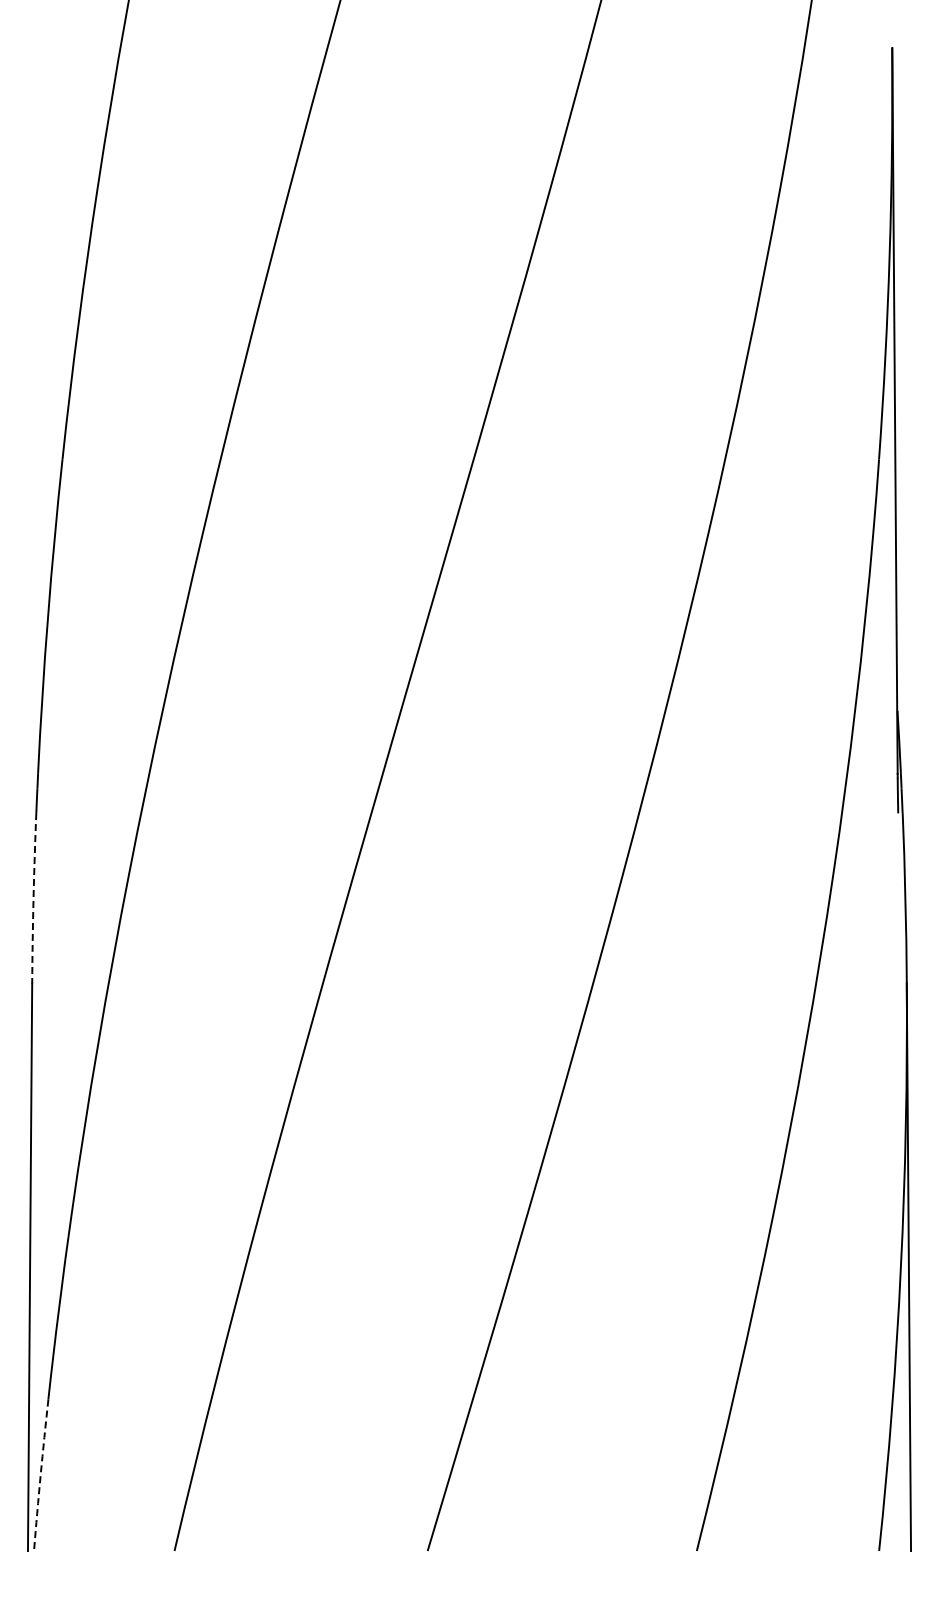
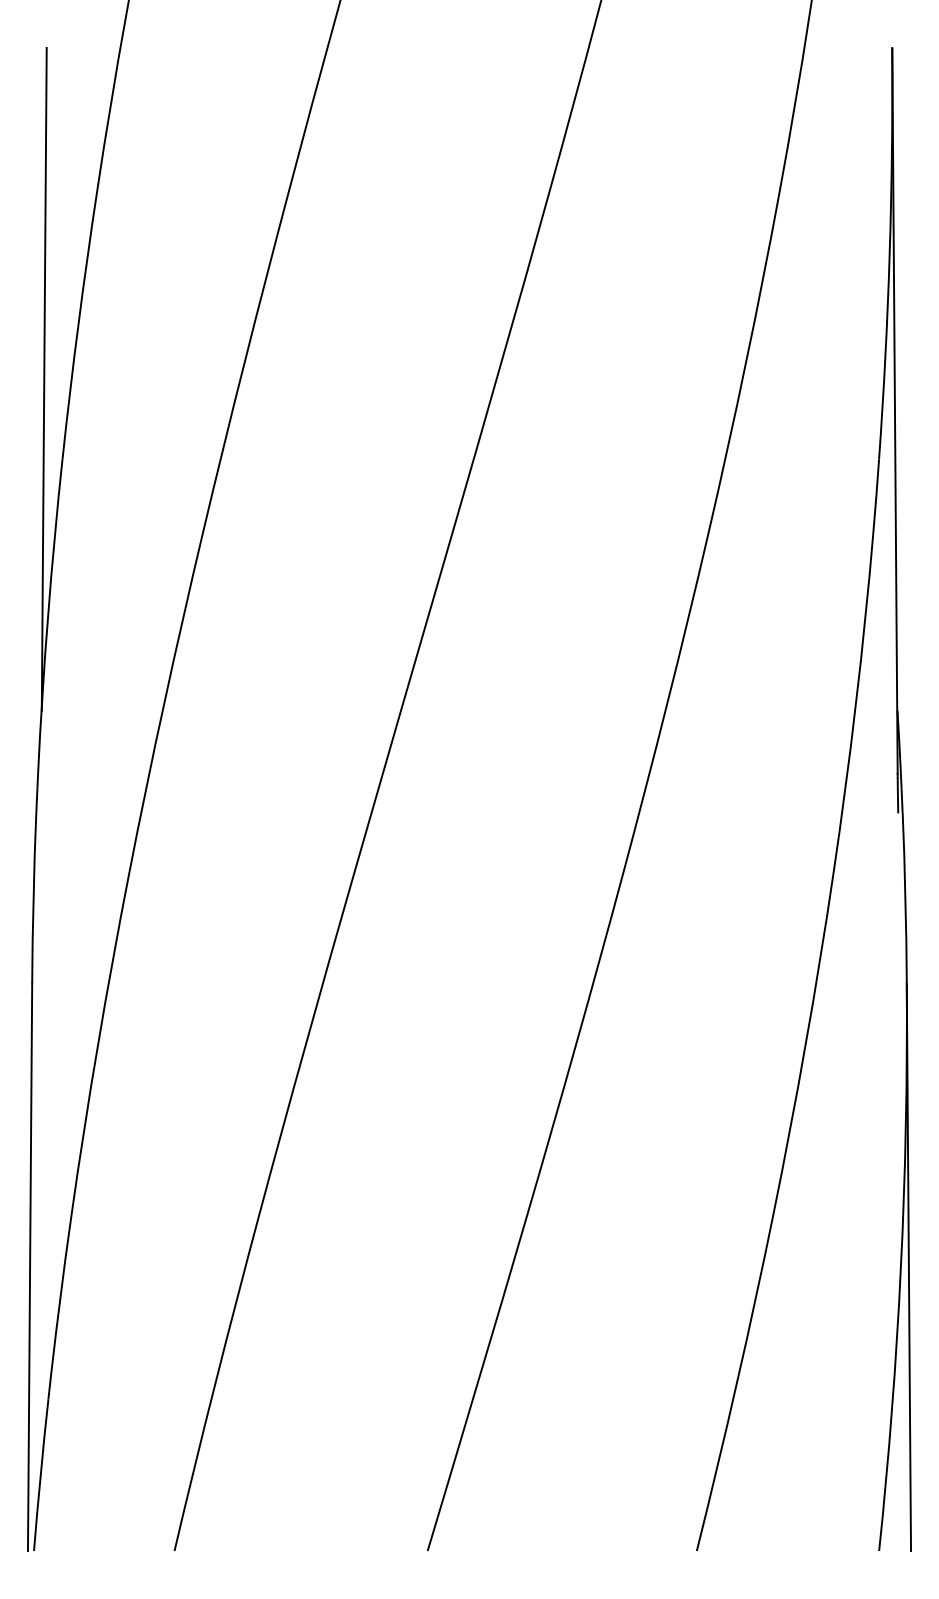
line: none -> present (43, 378)
arc: dashed -> solid (33, 898)
arc: dashed -> solid (40, 1475)
